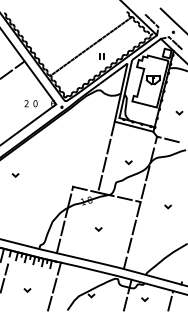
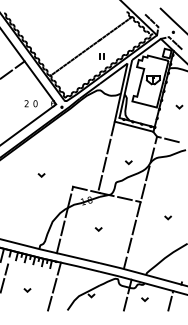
line position: (178, 112) -> (178, 106) (178, 106)
line position: (15, 175) -> (41, 175) (41, 175)
line position: (167, 206) -> (167, 217) (167, 217)
